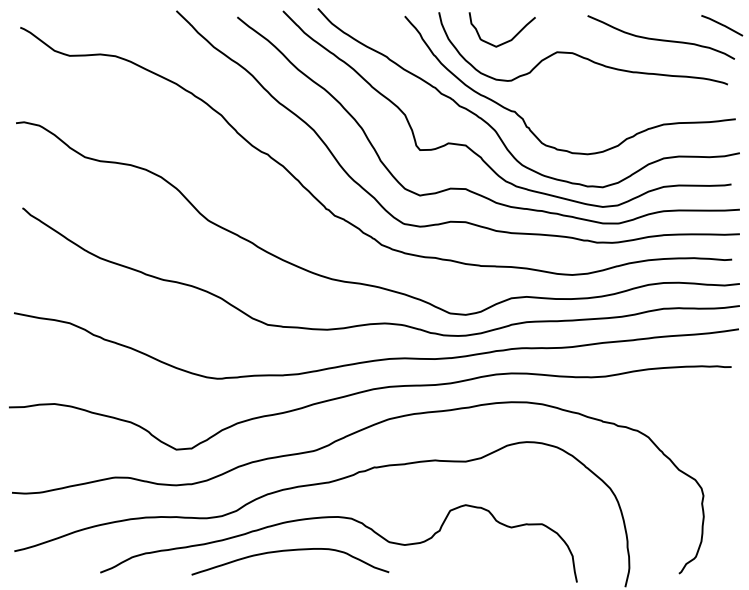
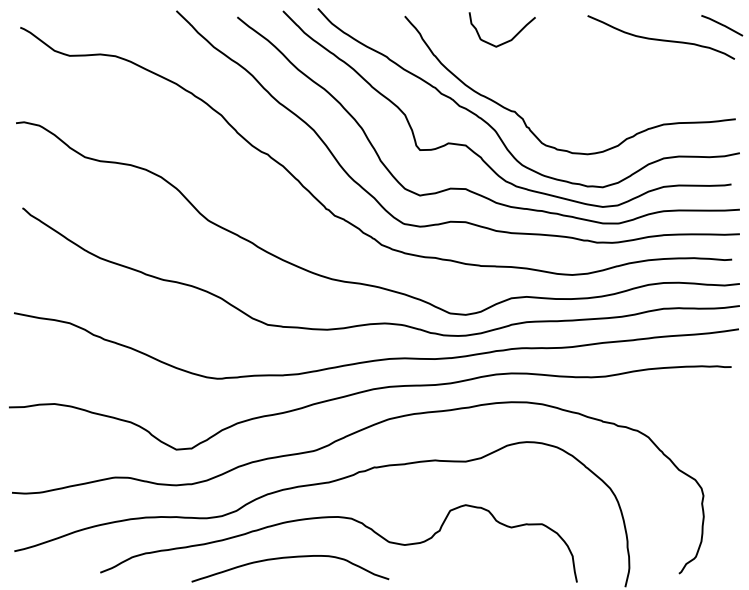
curve: present -> none (581, 55)
curve position: (290, 551) -> (290, 558) (290, 558)
